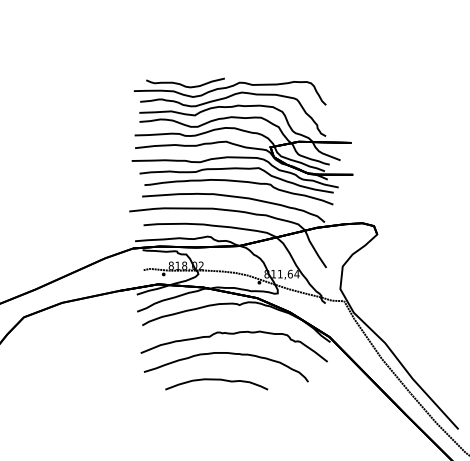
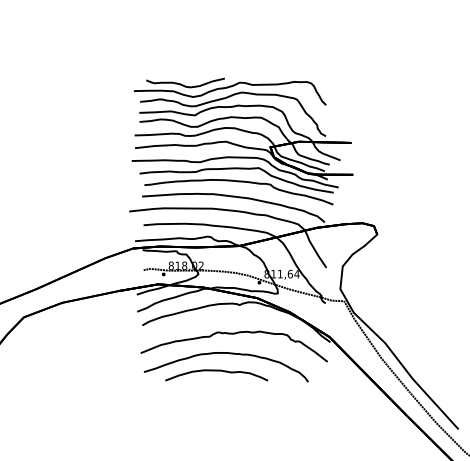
curve position: (216, 380) -> (216, 371) (216, 371)
